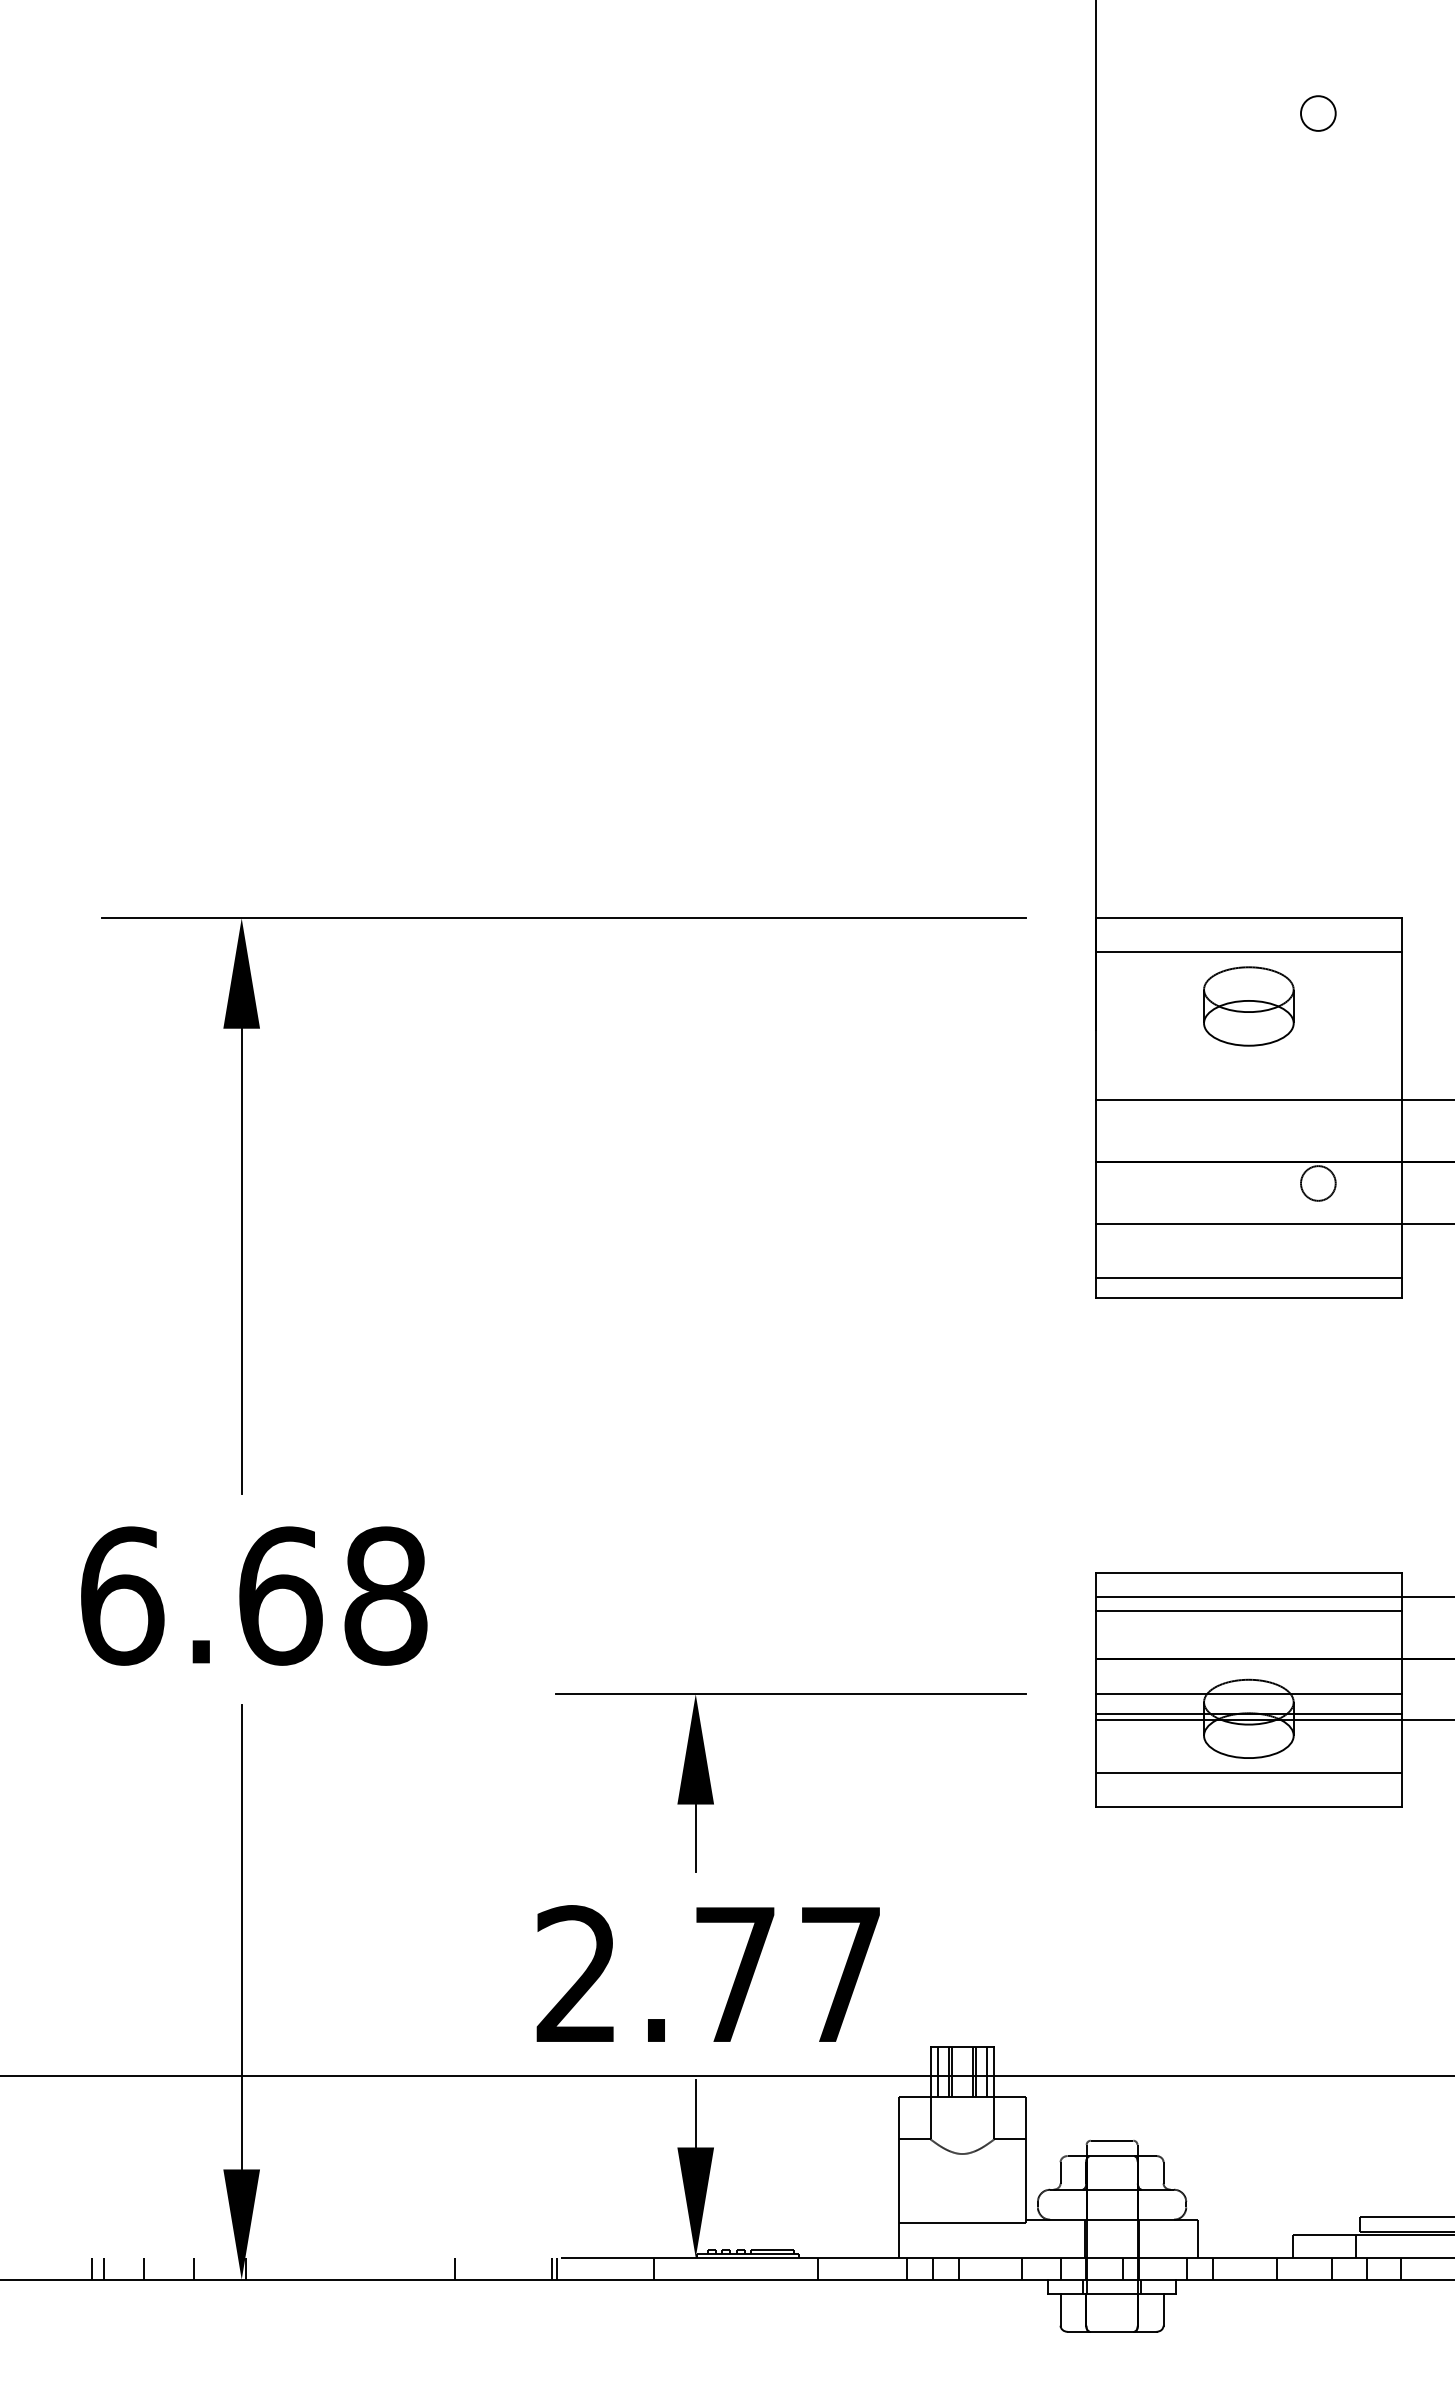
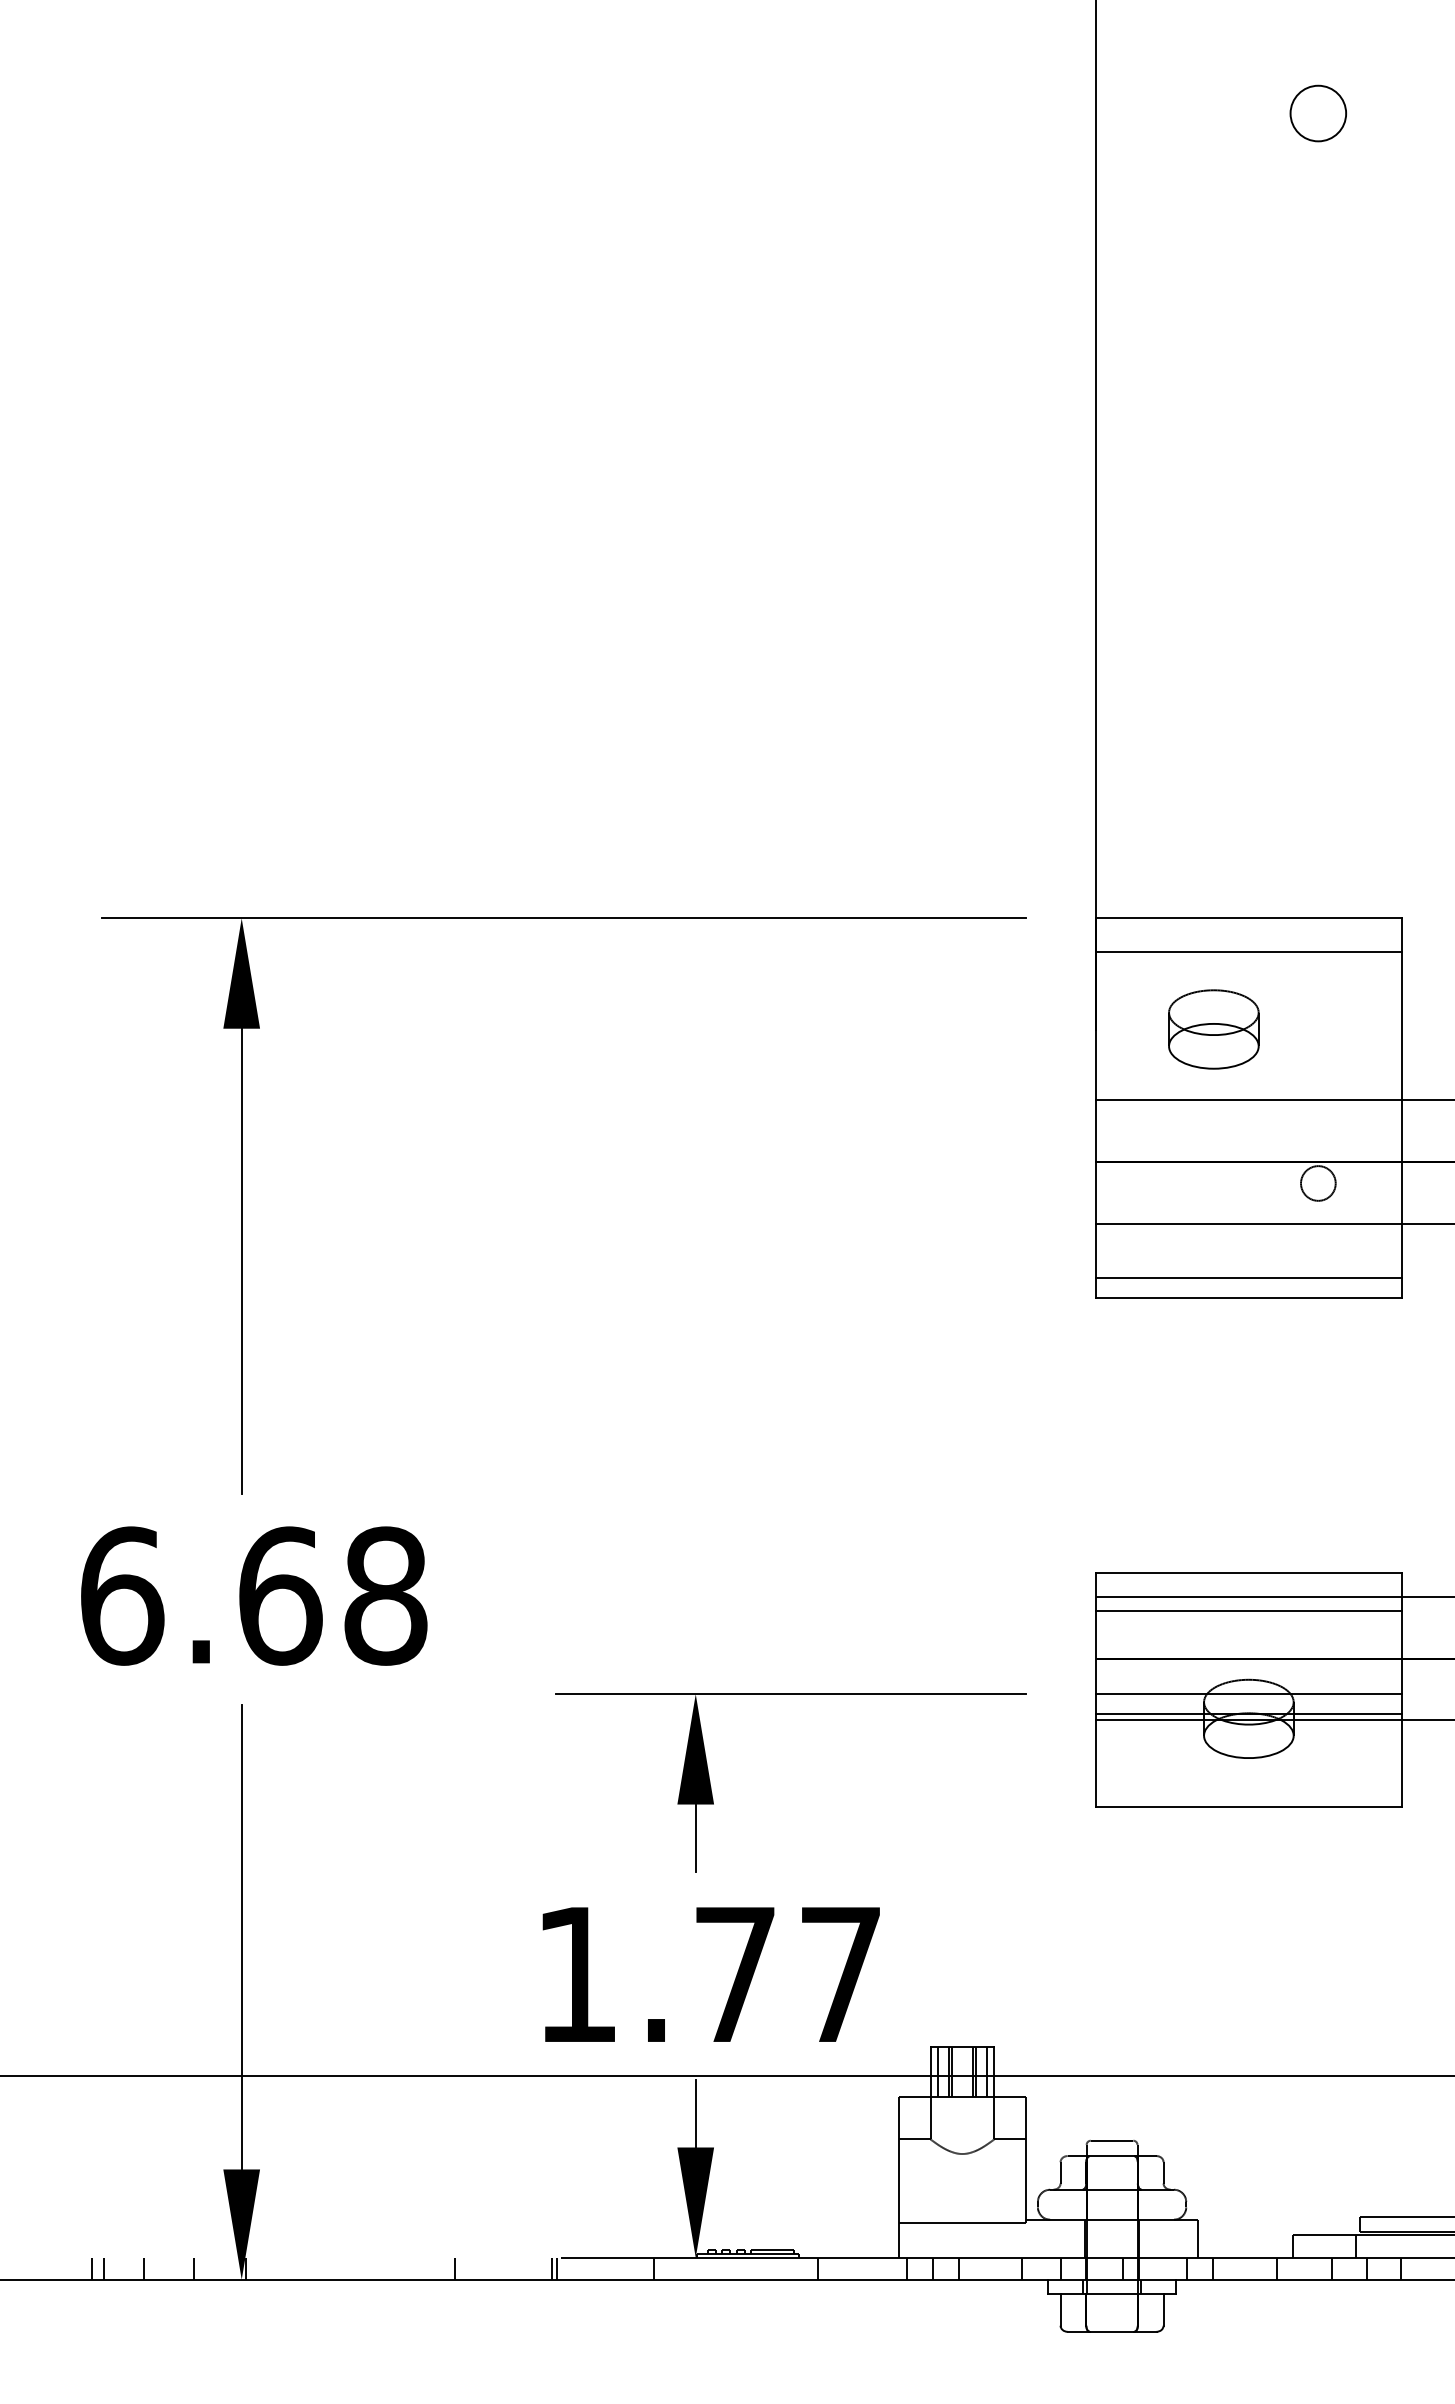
circle diameter: 35 px -> 56 px (1318, 113)
part position: (1248, 1006) -> (1213, 1029) (1213, 1029)
line: present -> none (1248, 1773)
text: 2.77 -> 1.77 (575, 1973)
